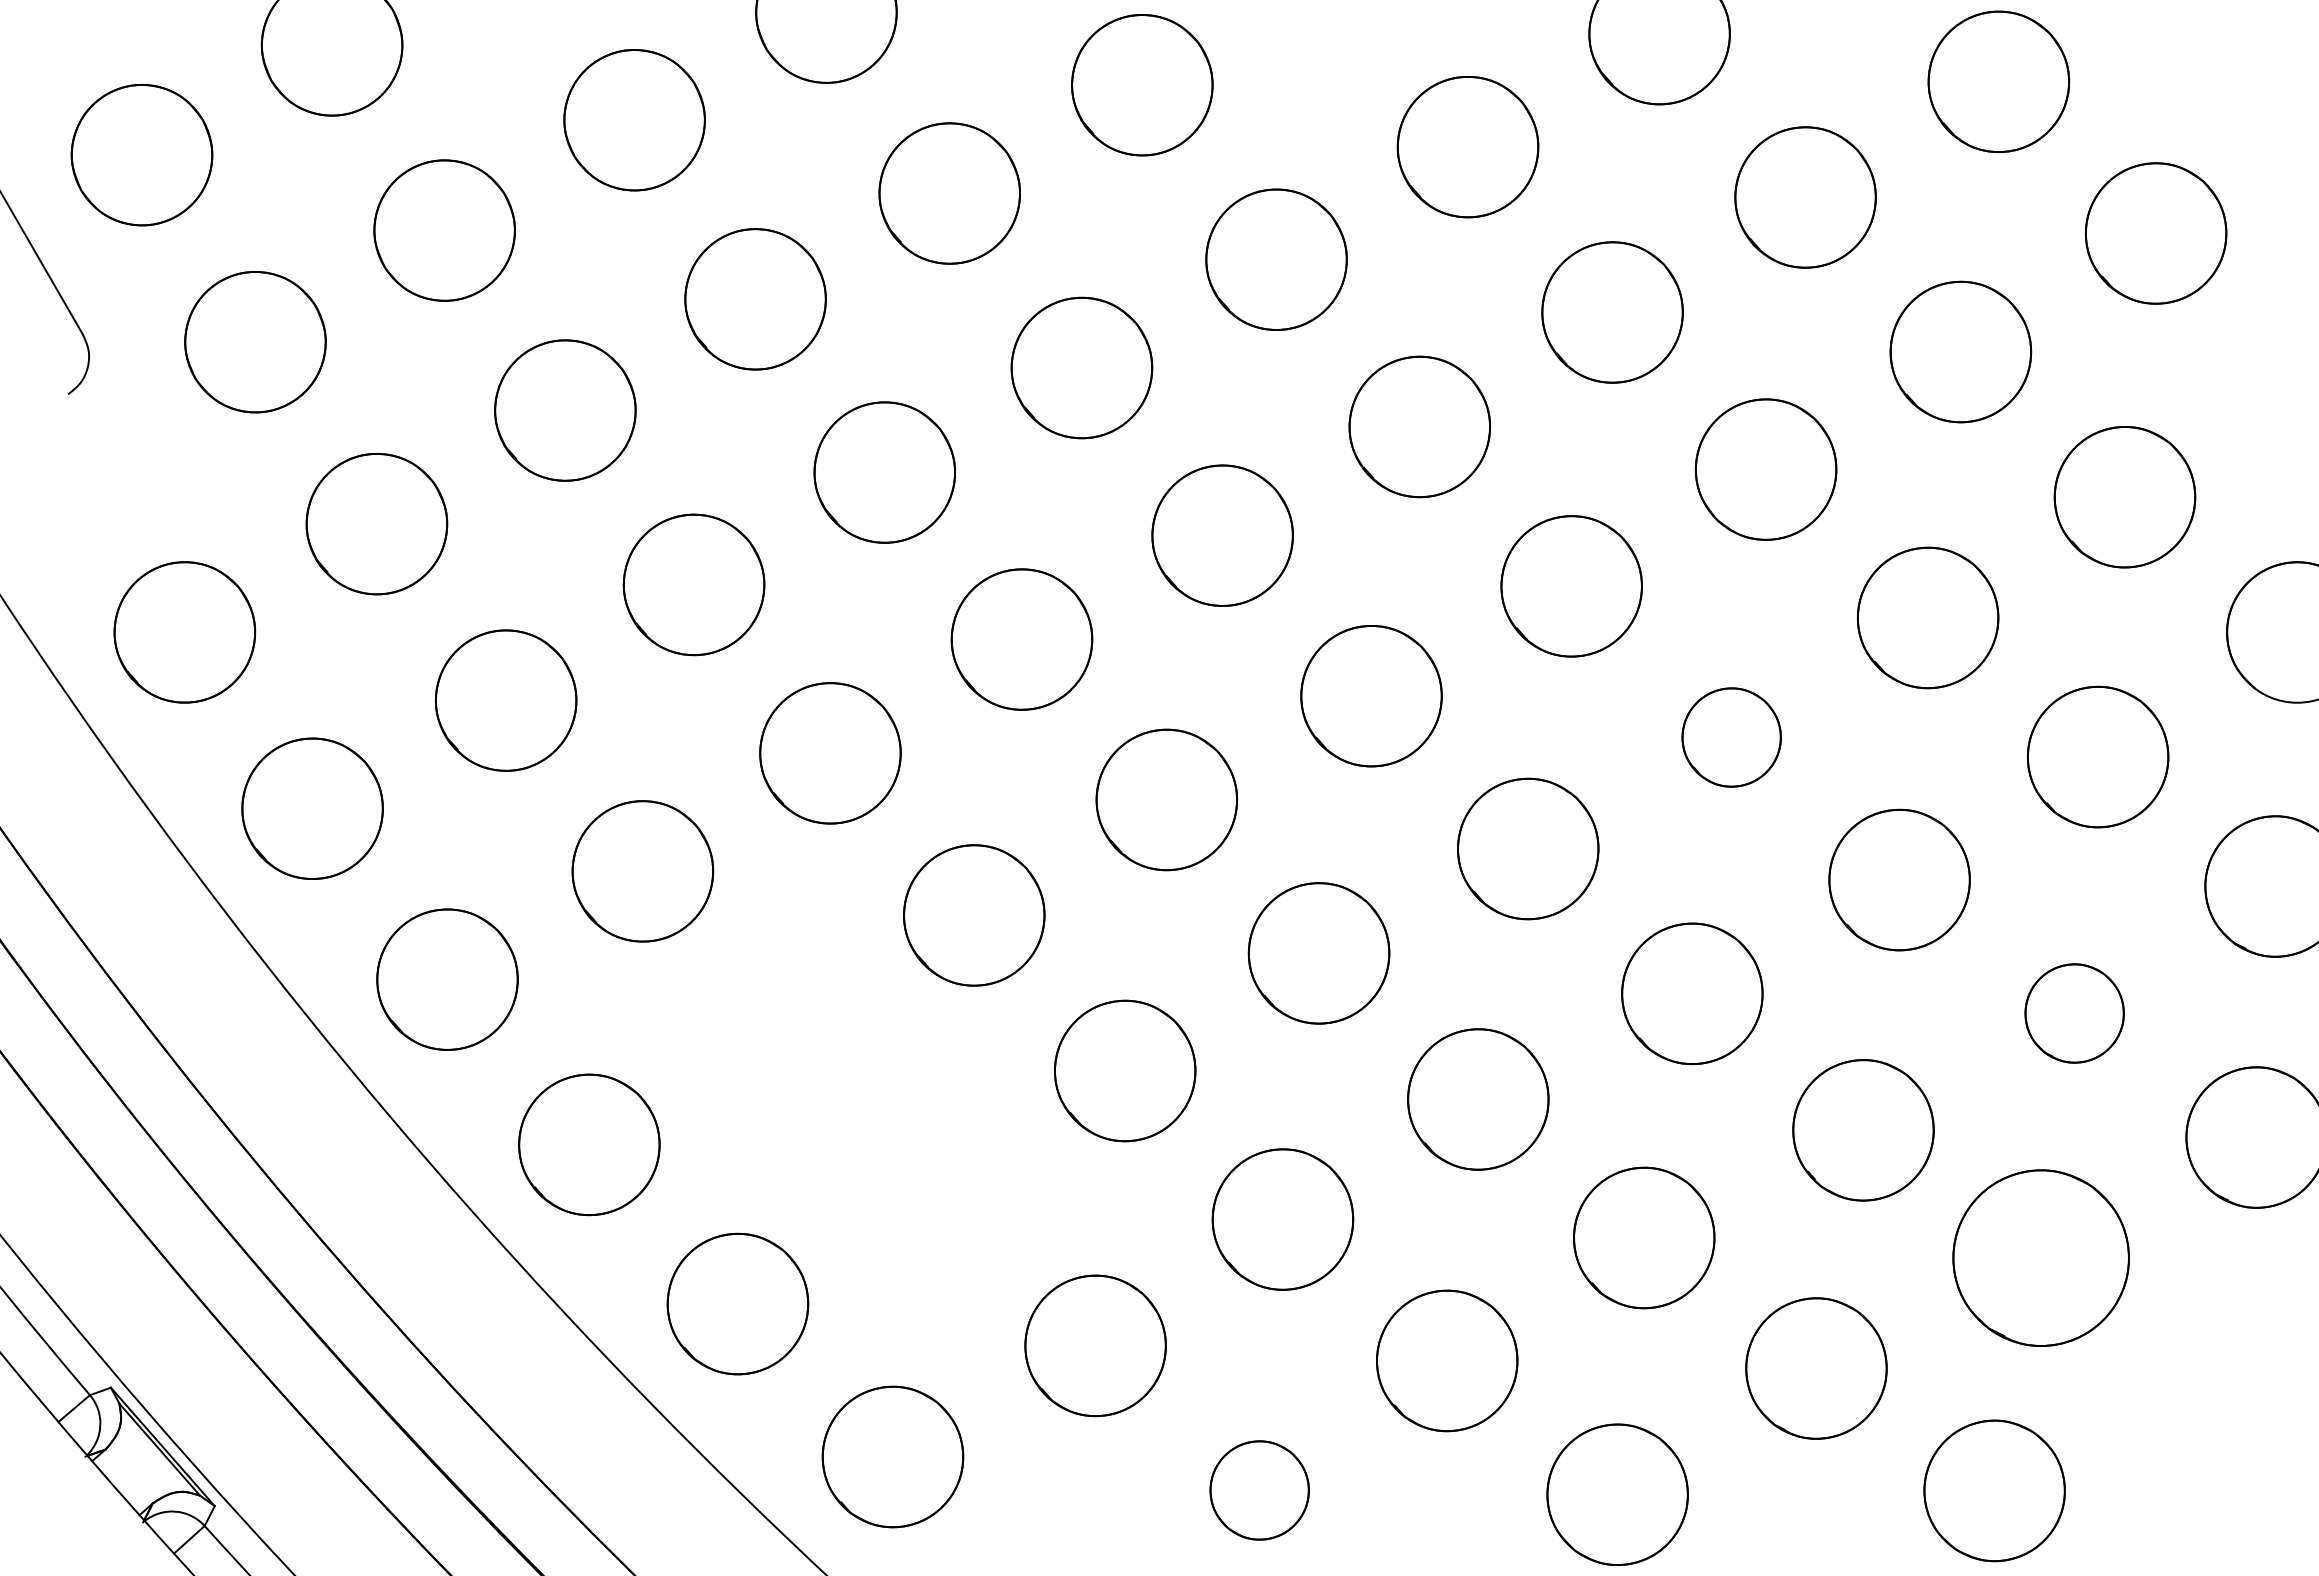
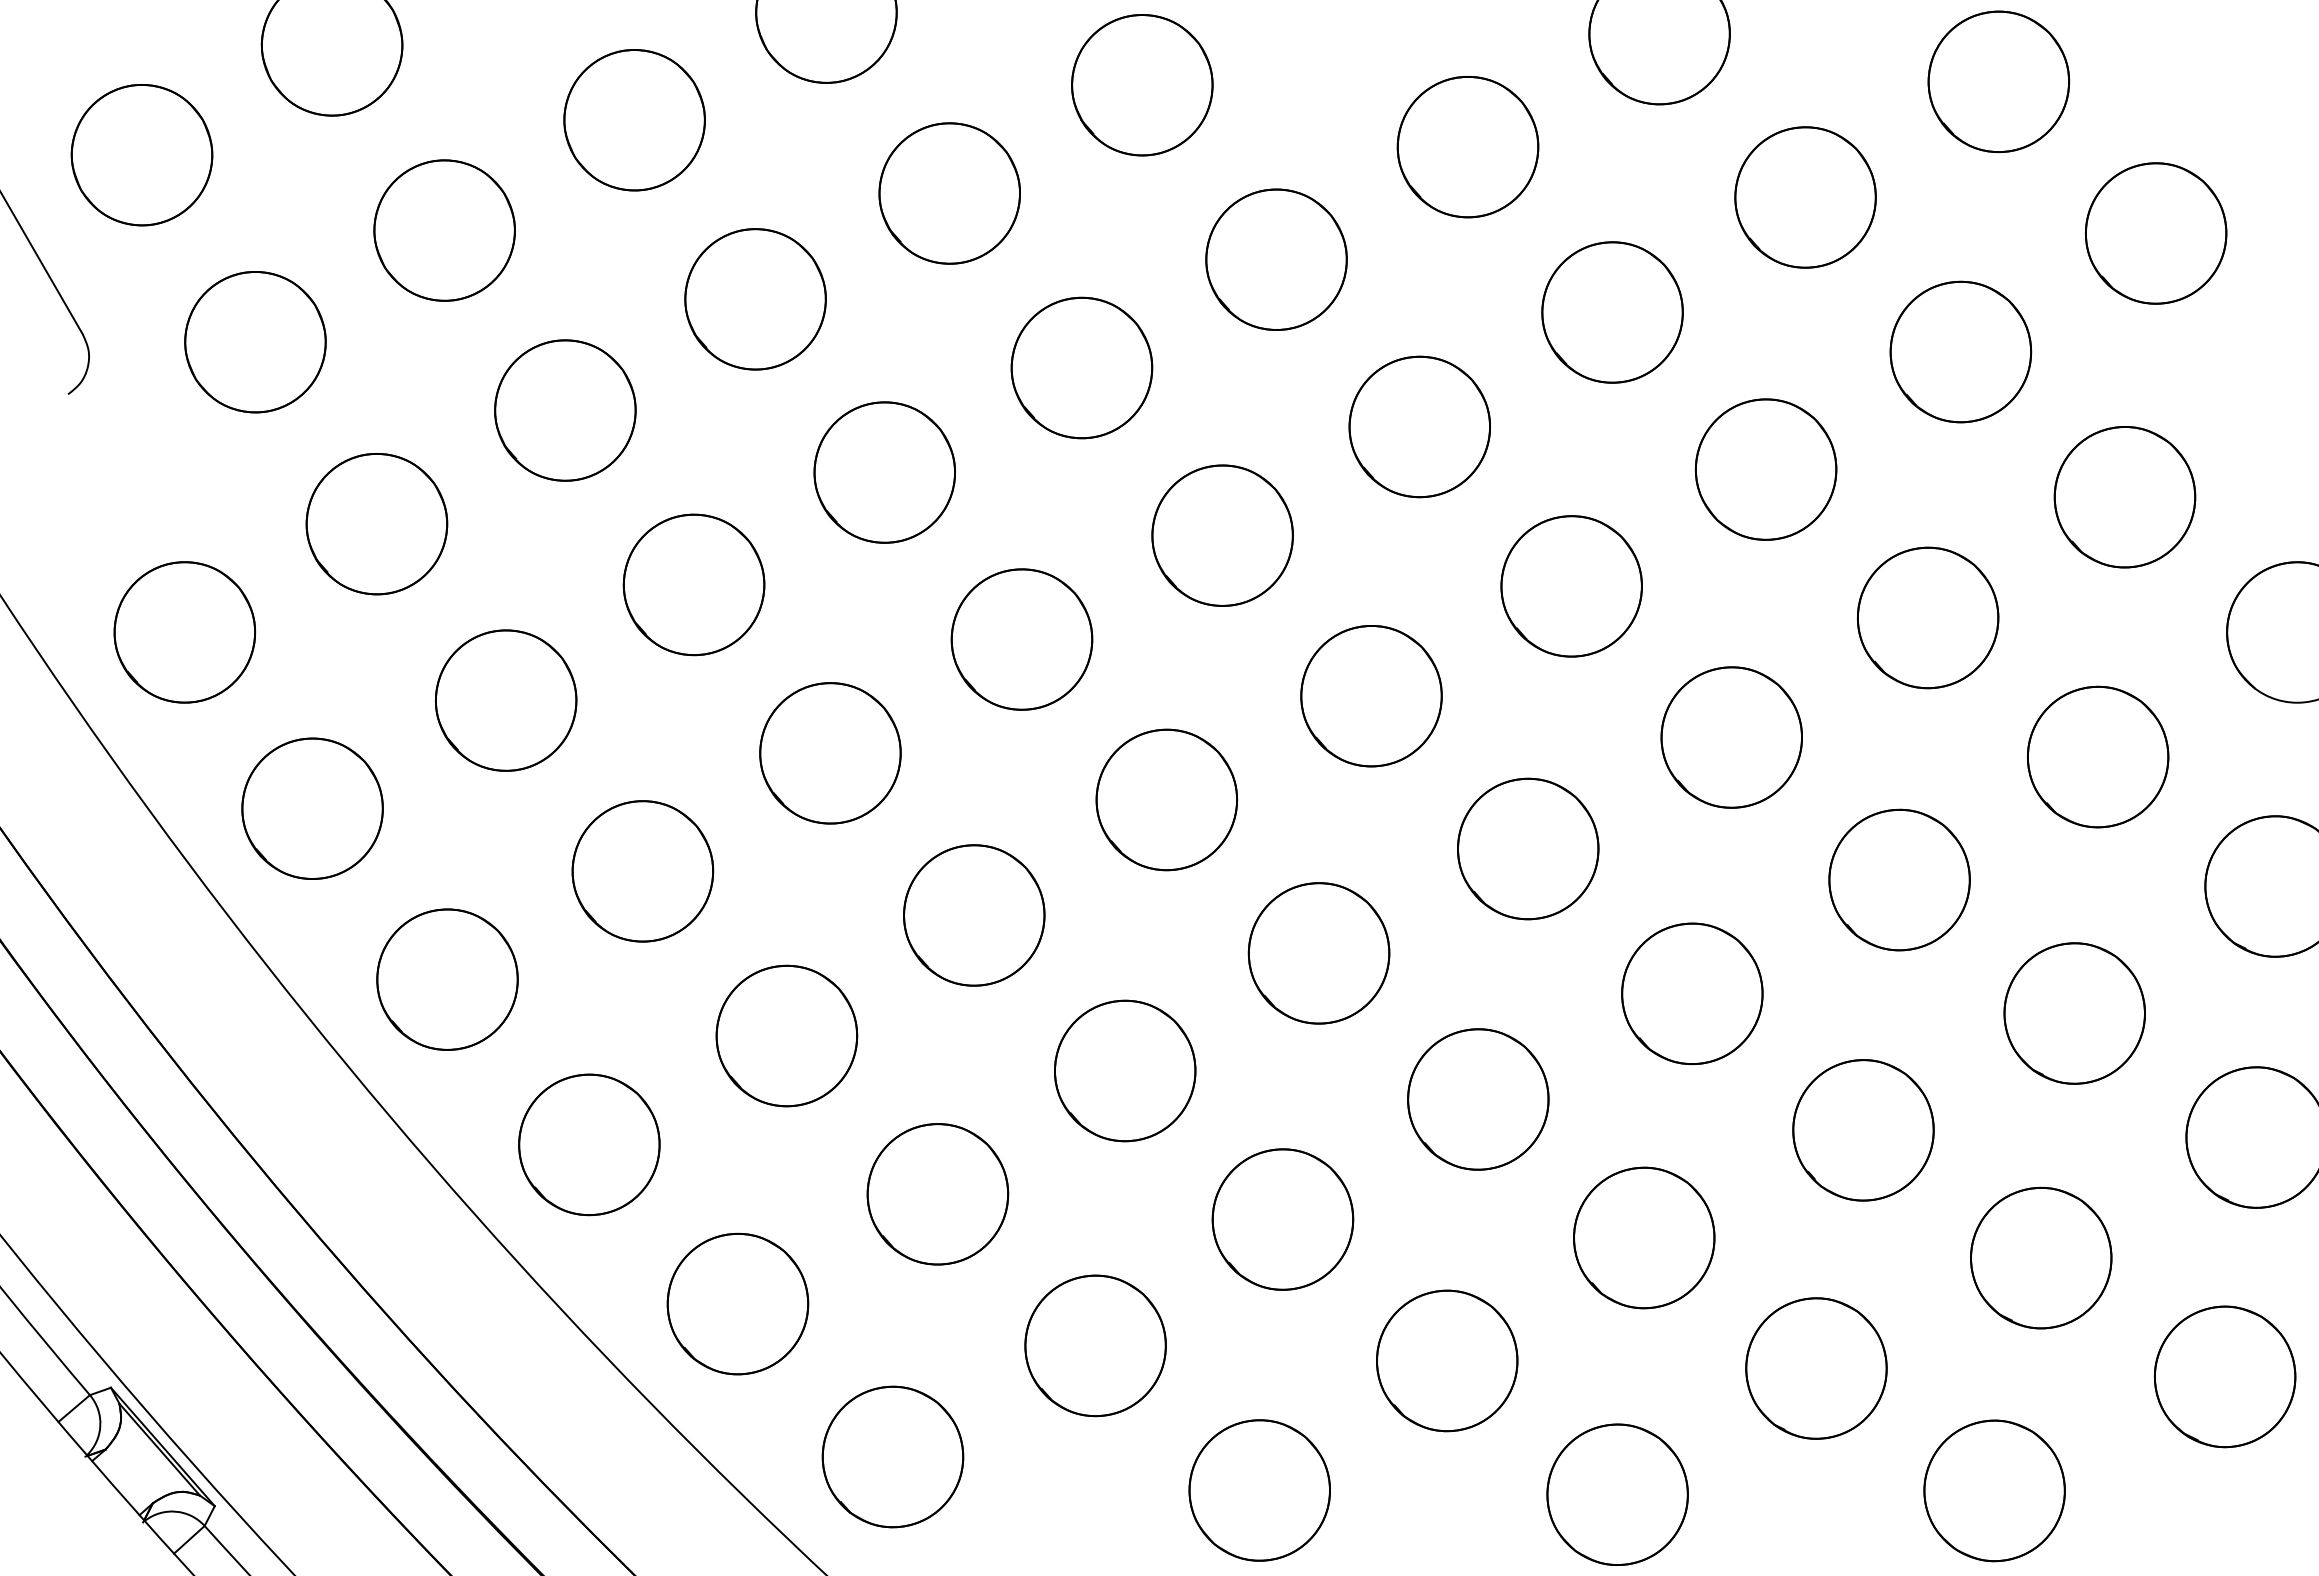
part size: 101x101 px -> 143x143 px (1731, 737)
circle size: 101x101 px -> 143x143 px (2074, 1013)
part: none -> present (786, 1035)
part: none -> present (937, 1194)
part size: 178x178 px -> 143x144 px (2041, 1257)
part: none -> present (2224, 1376)
circle size: 101x101 px -> 143x143 px (1259, 1490)
